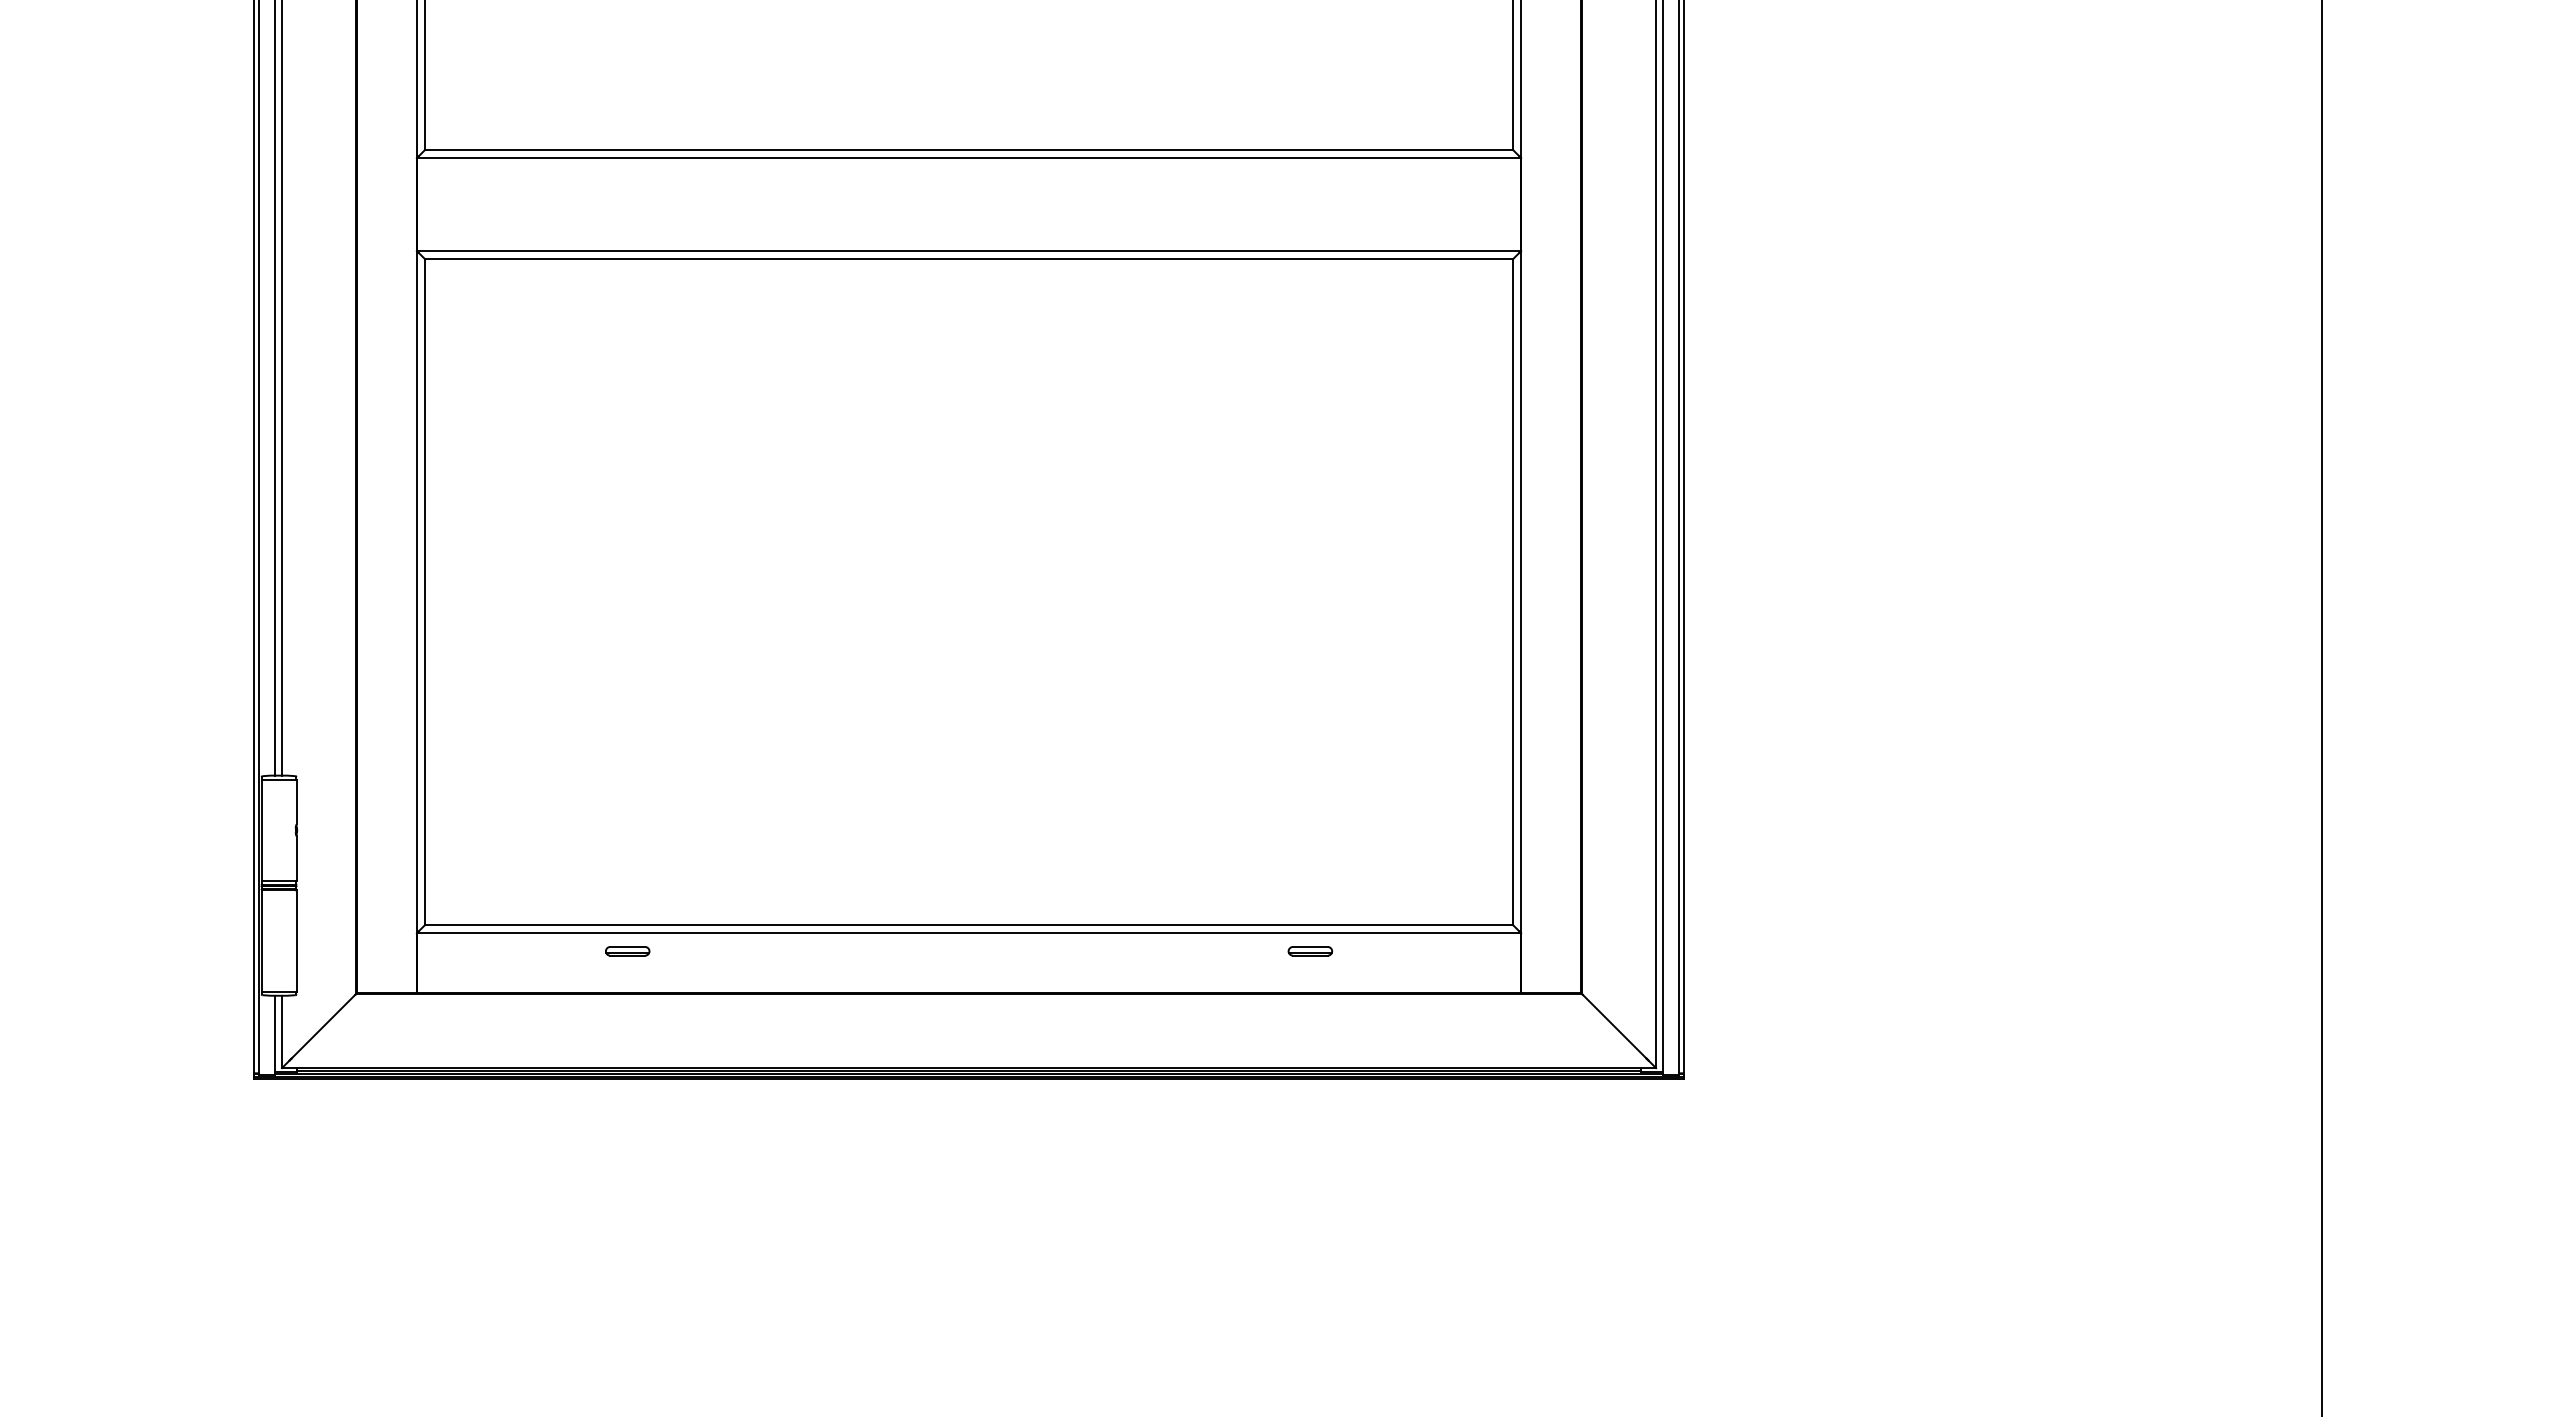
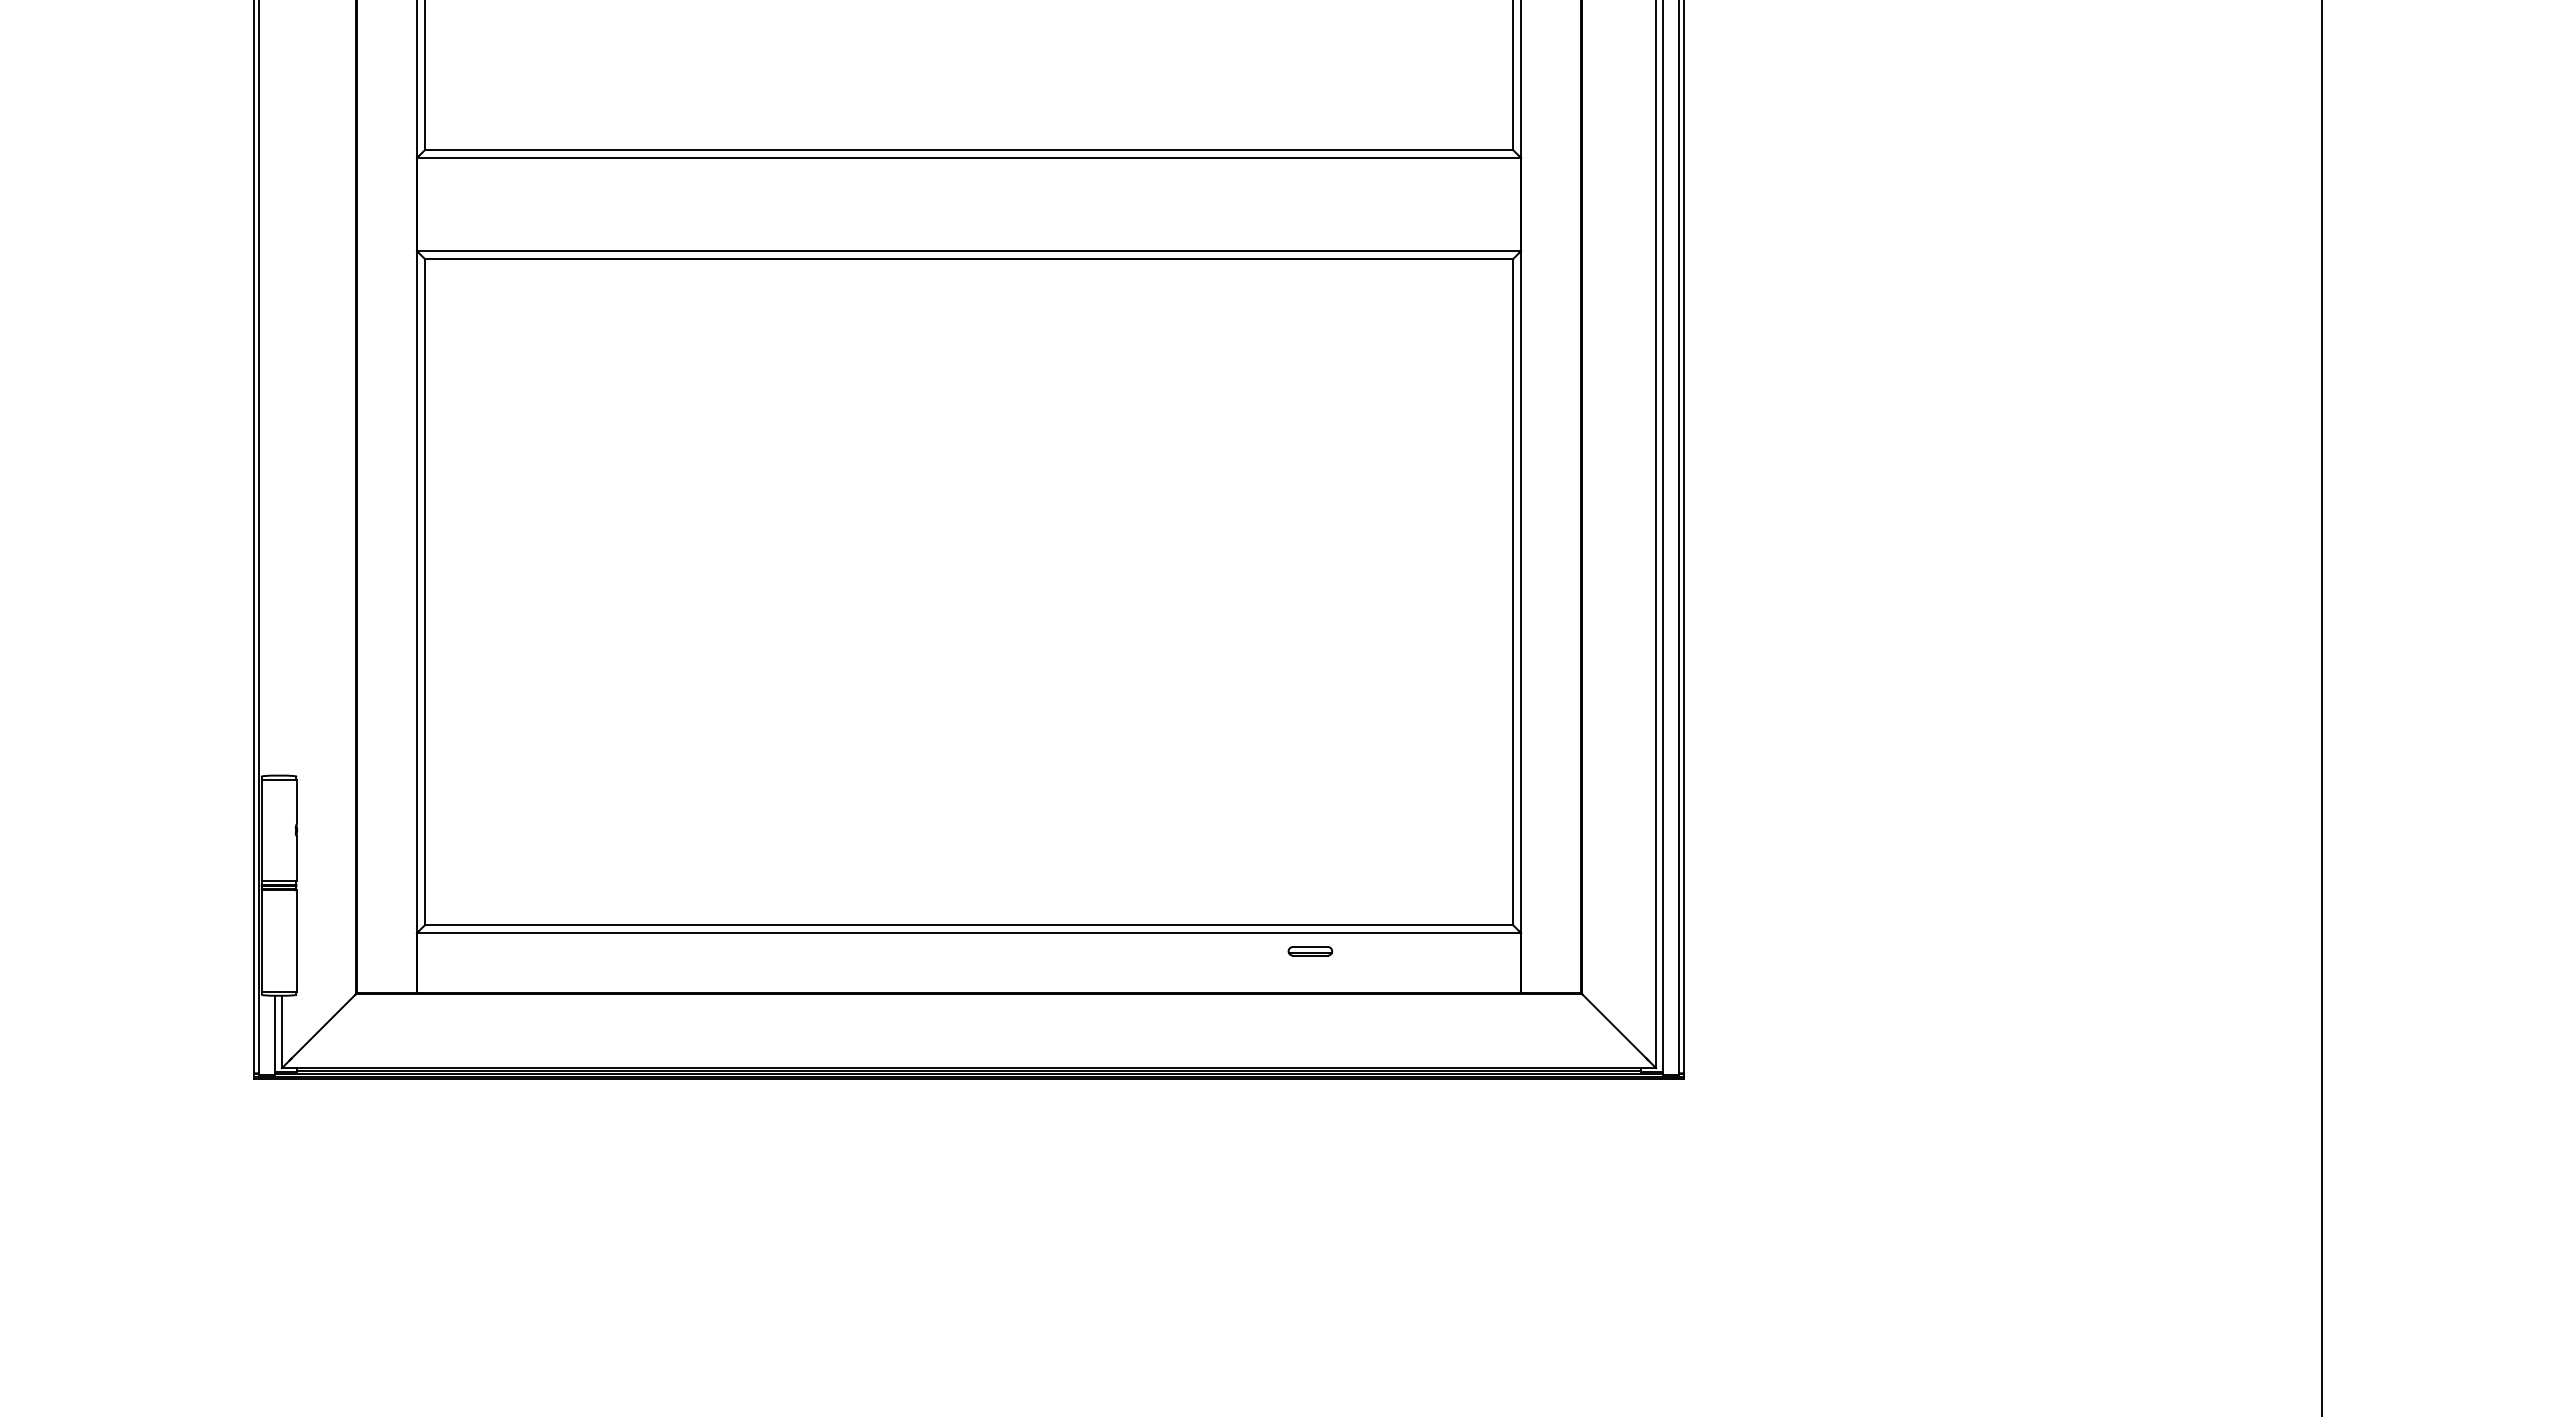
line: present -> none (275, 388)
line: present -> none (282, 388)
part: present -> none (627, 951)
